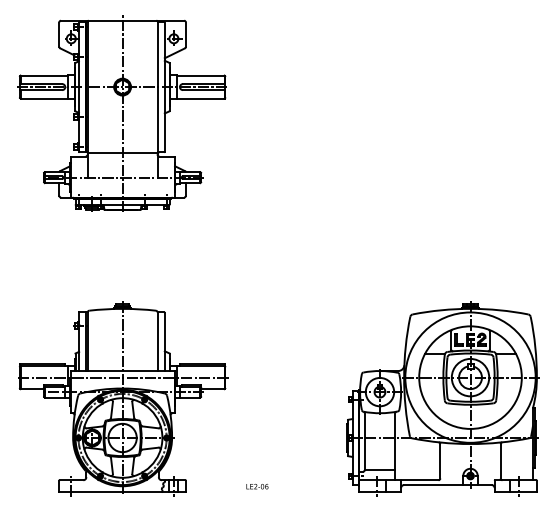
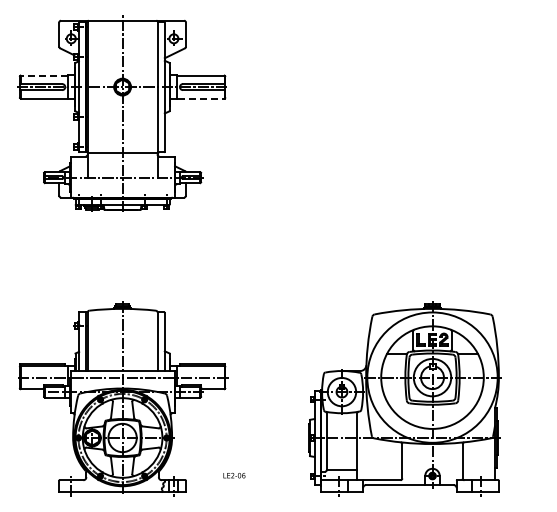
line: solid -> dashed (44, 75)
line: solid -> dashed (201, 98)
part position: (442, 398) -> (404, 398) (404, 398)
text position: (257, 486) -> (234, 475) (234, 475)
